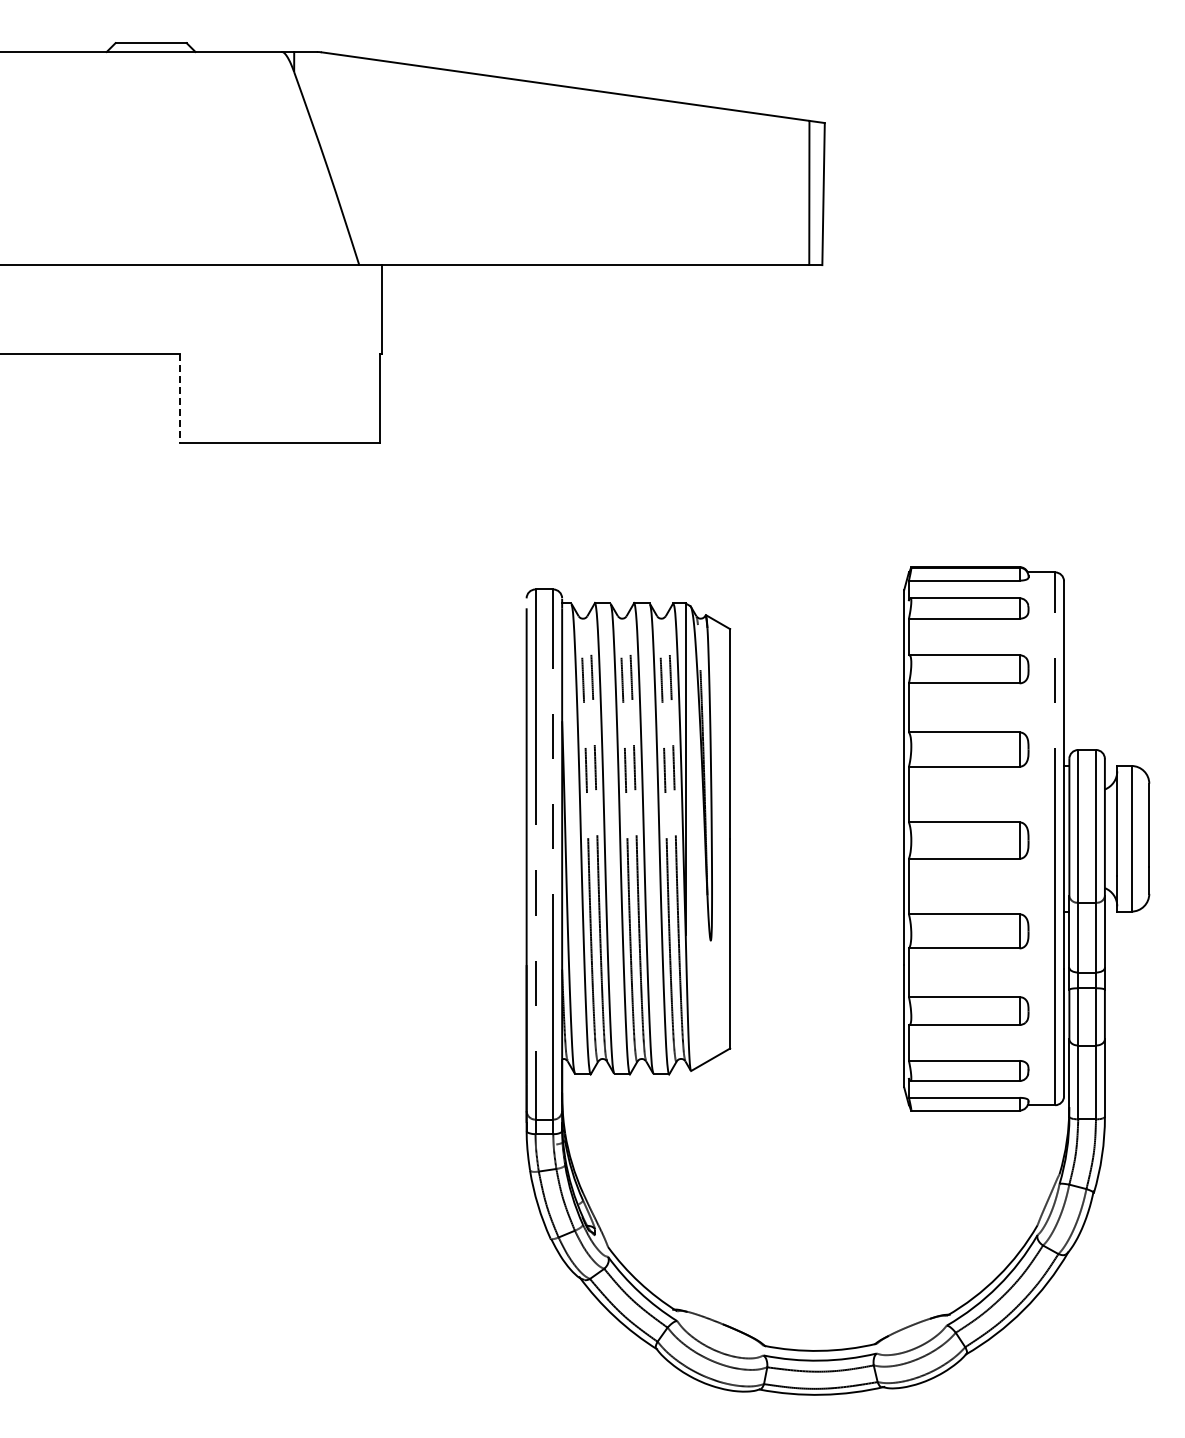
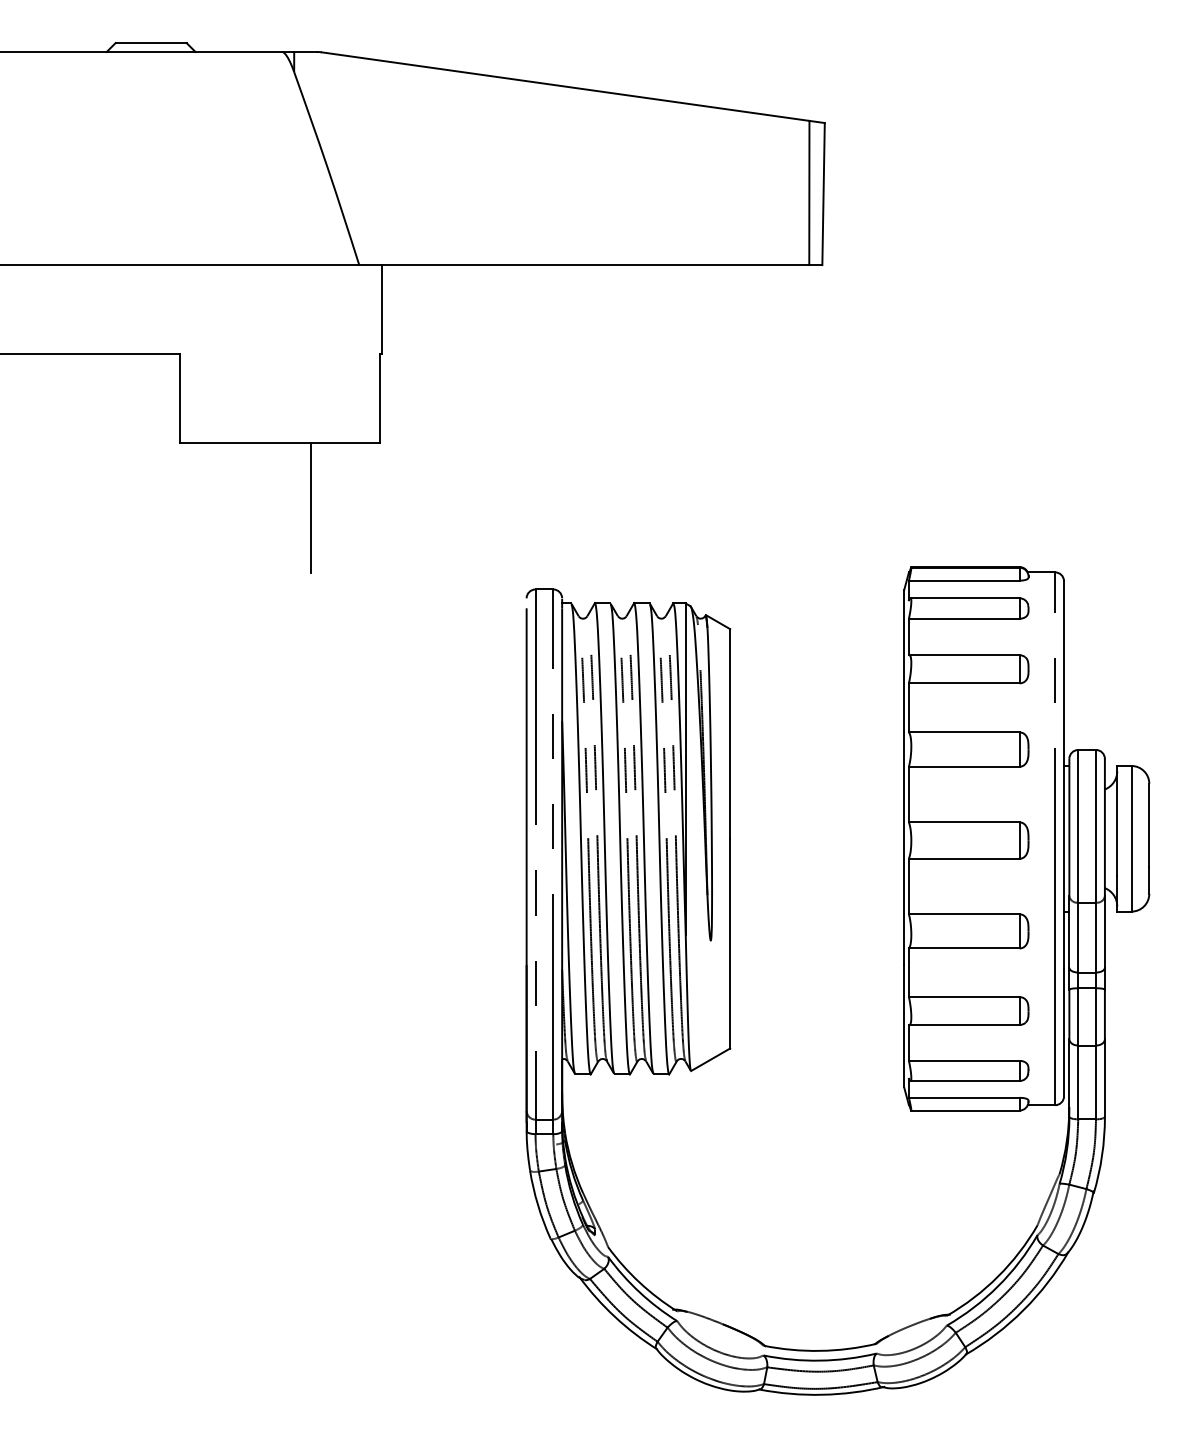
line: dashed -> solid (179, 398)
line: none -> present (310, 507)
